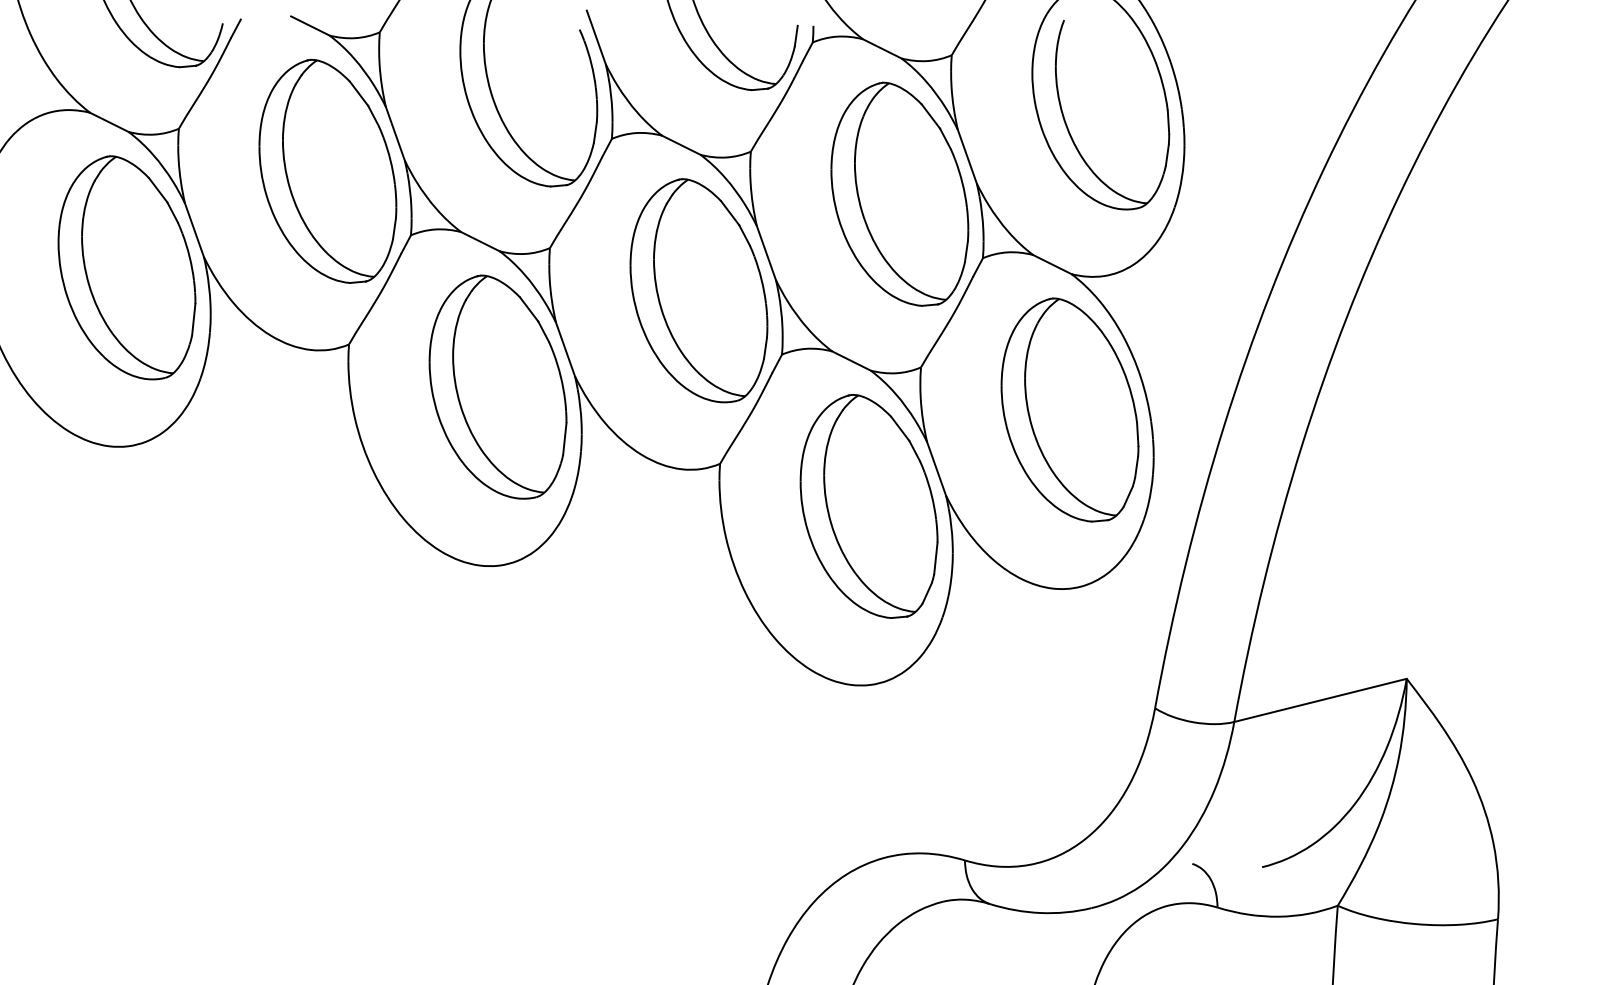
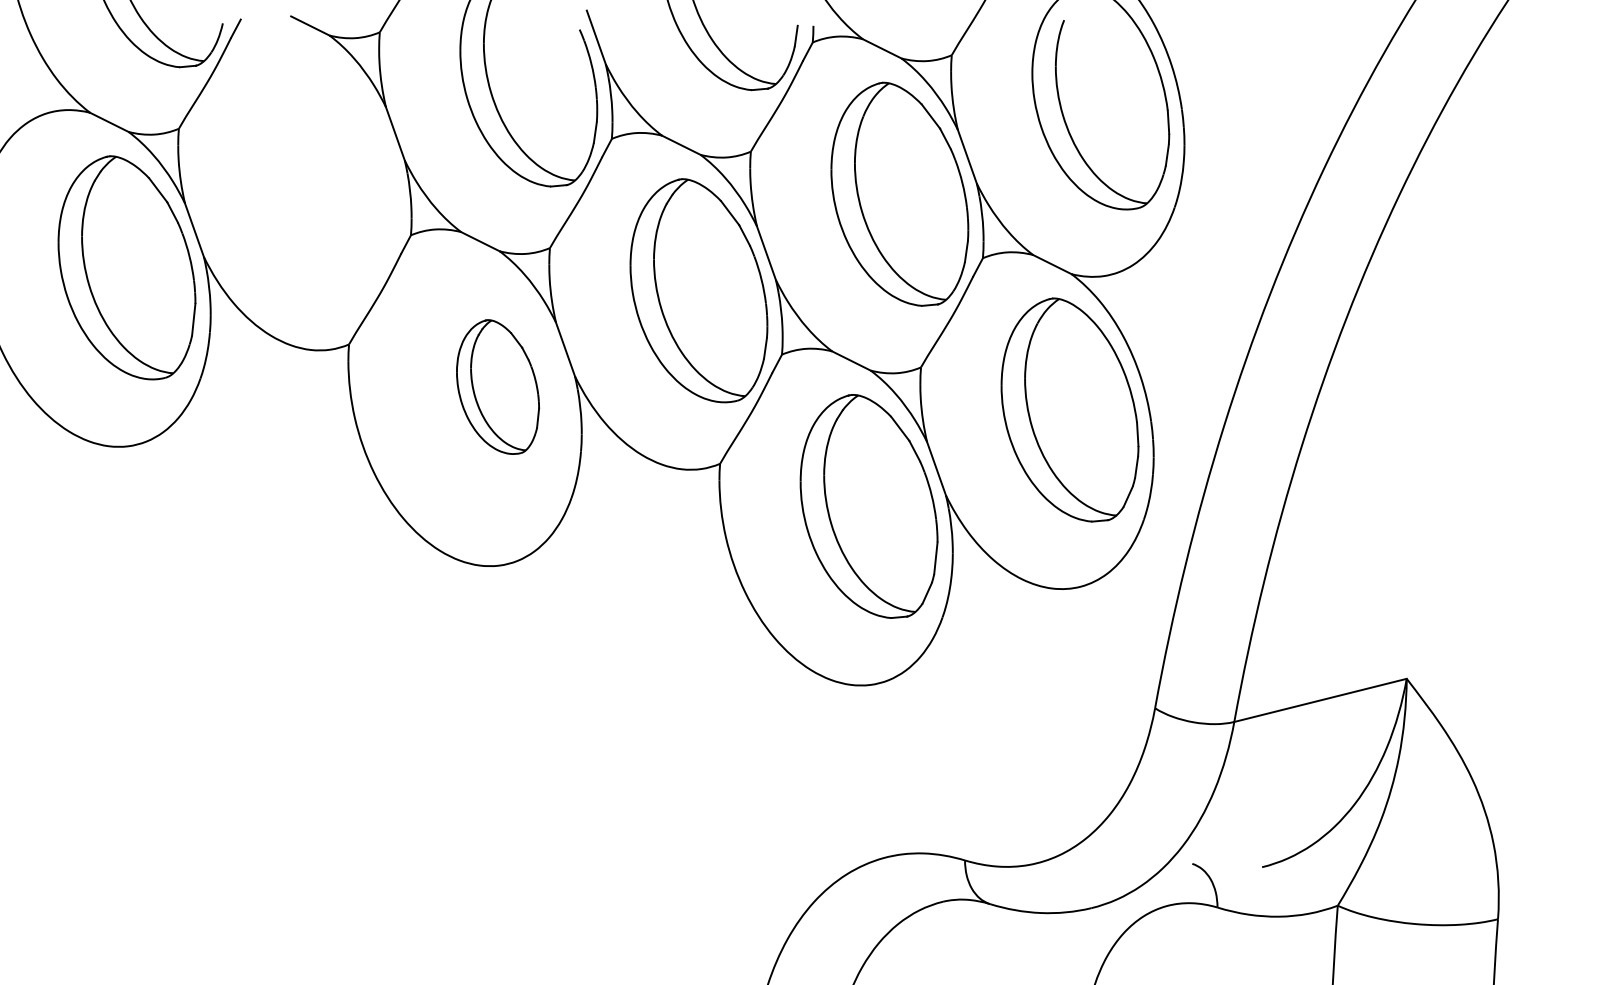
part: present -> none (327, 170)
part size: 140x226 px -> 85x136 px (498, 386)
